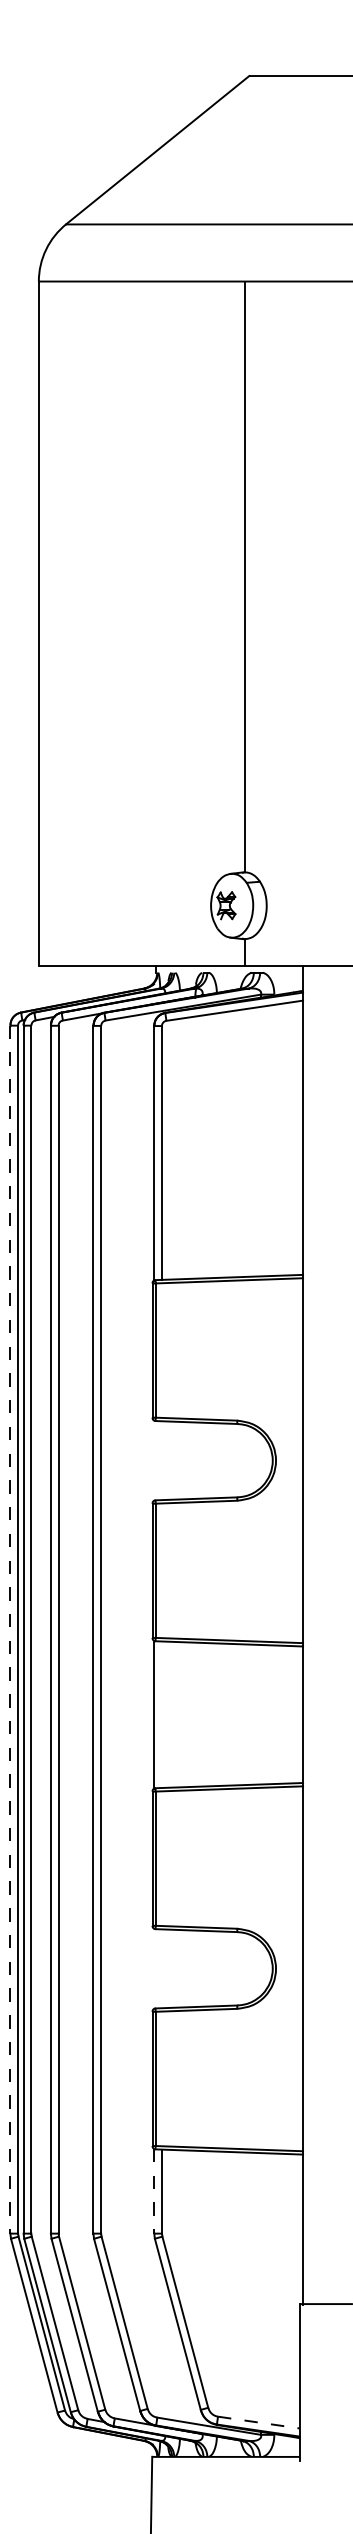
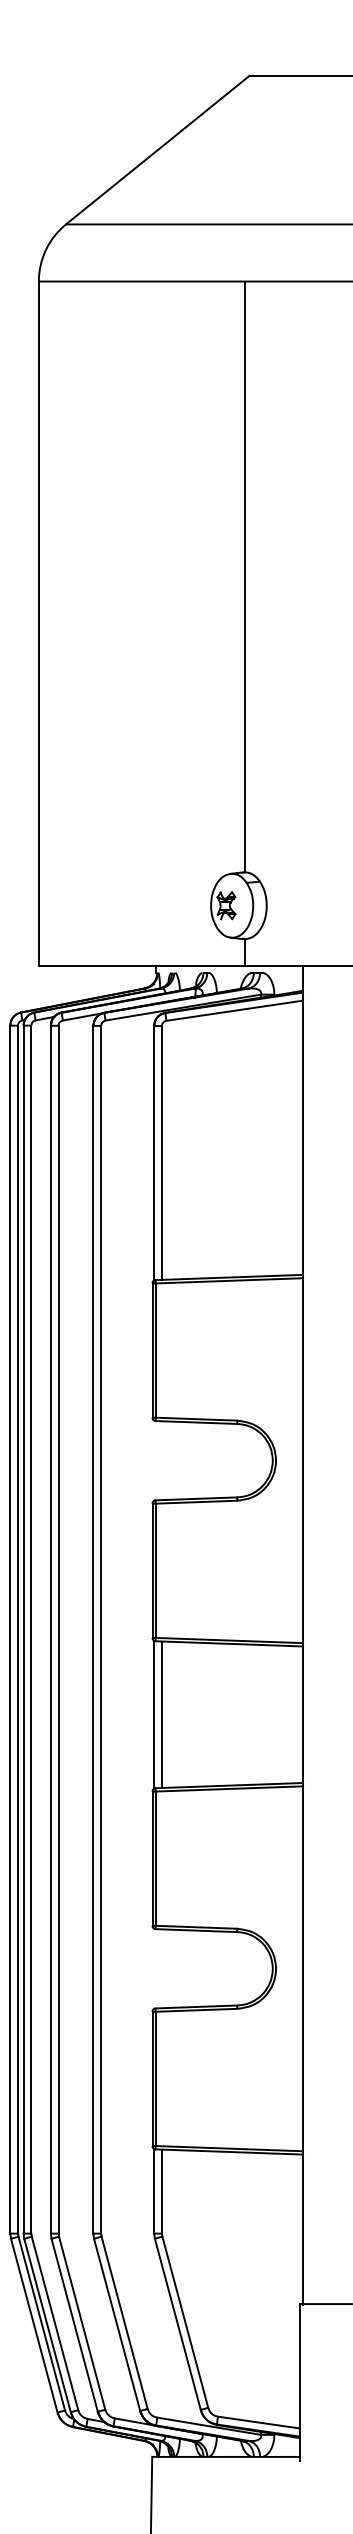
line: dashed -> solid (10, 1629)
line: none -> present (162, 1714)
line: dashed -> solid (154, 2191)
line: dashed -> solid (259, 2422)
